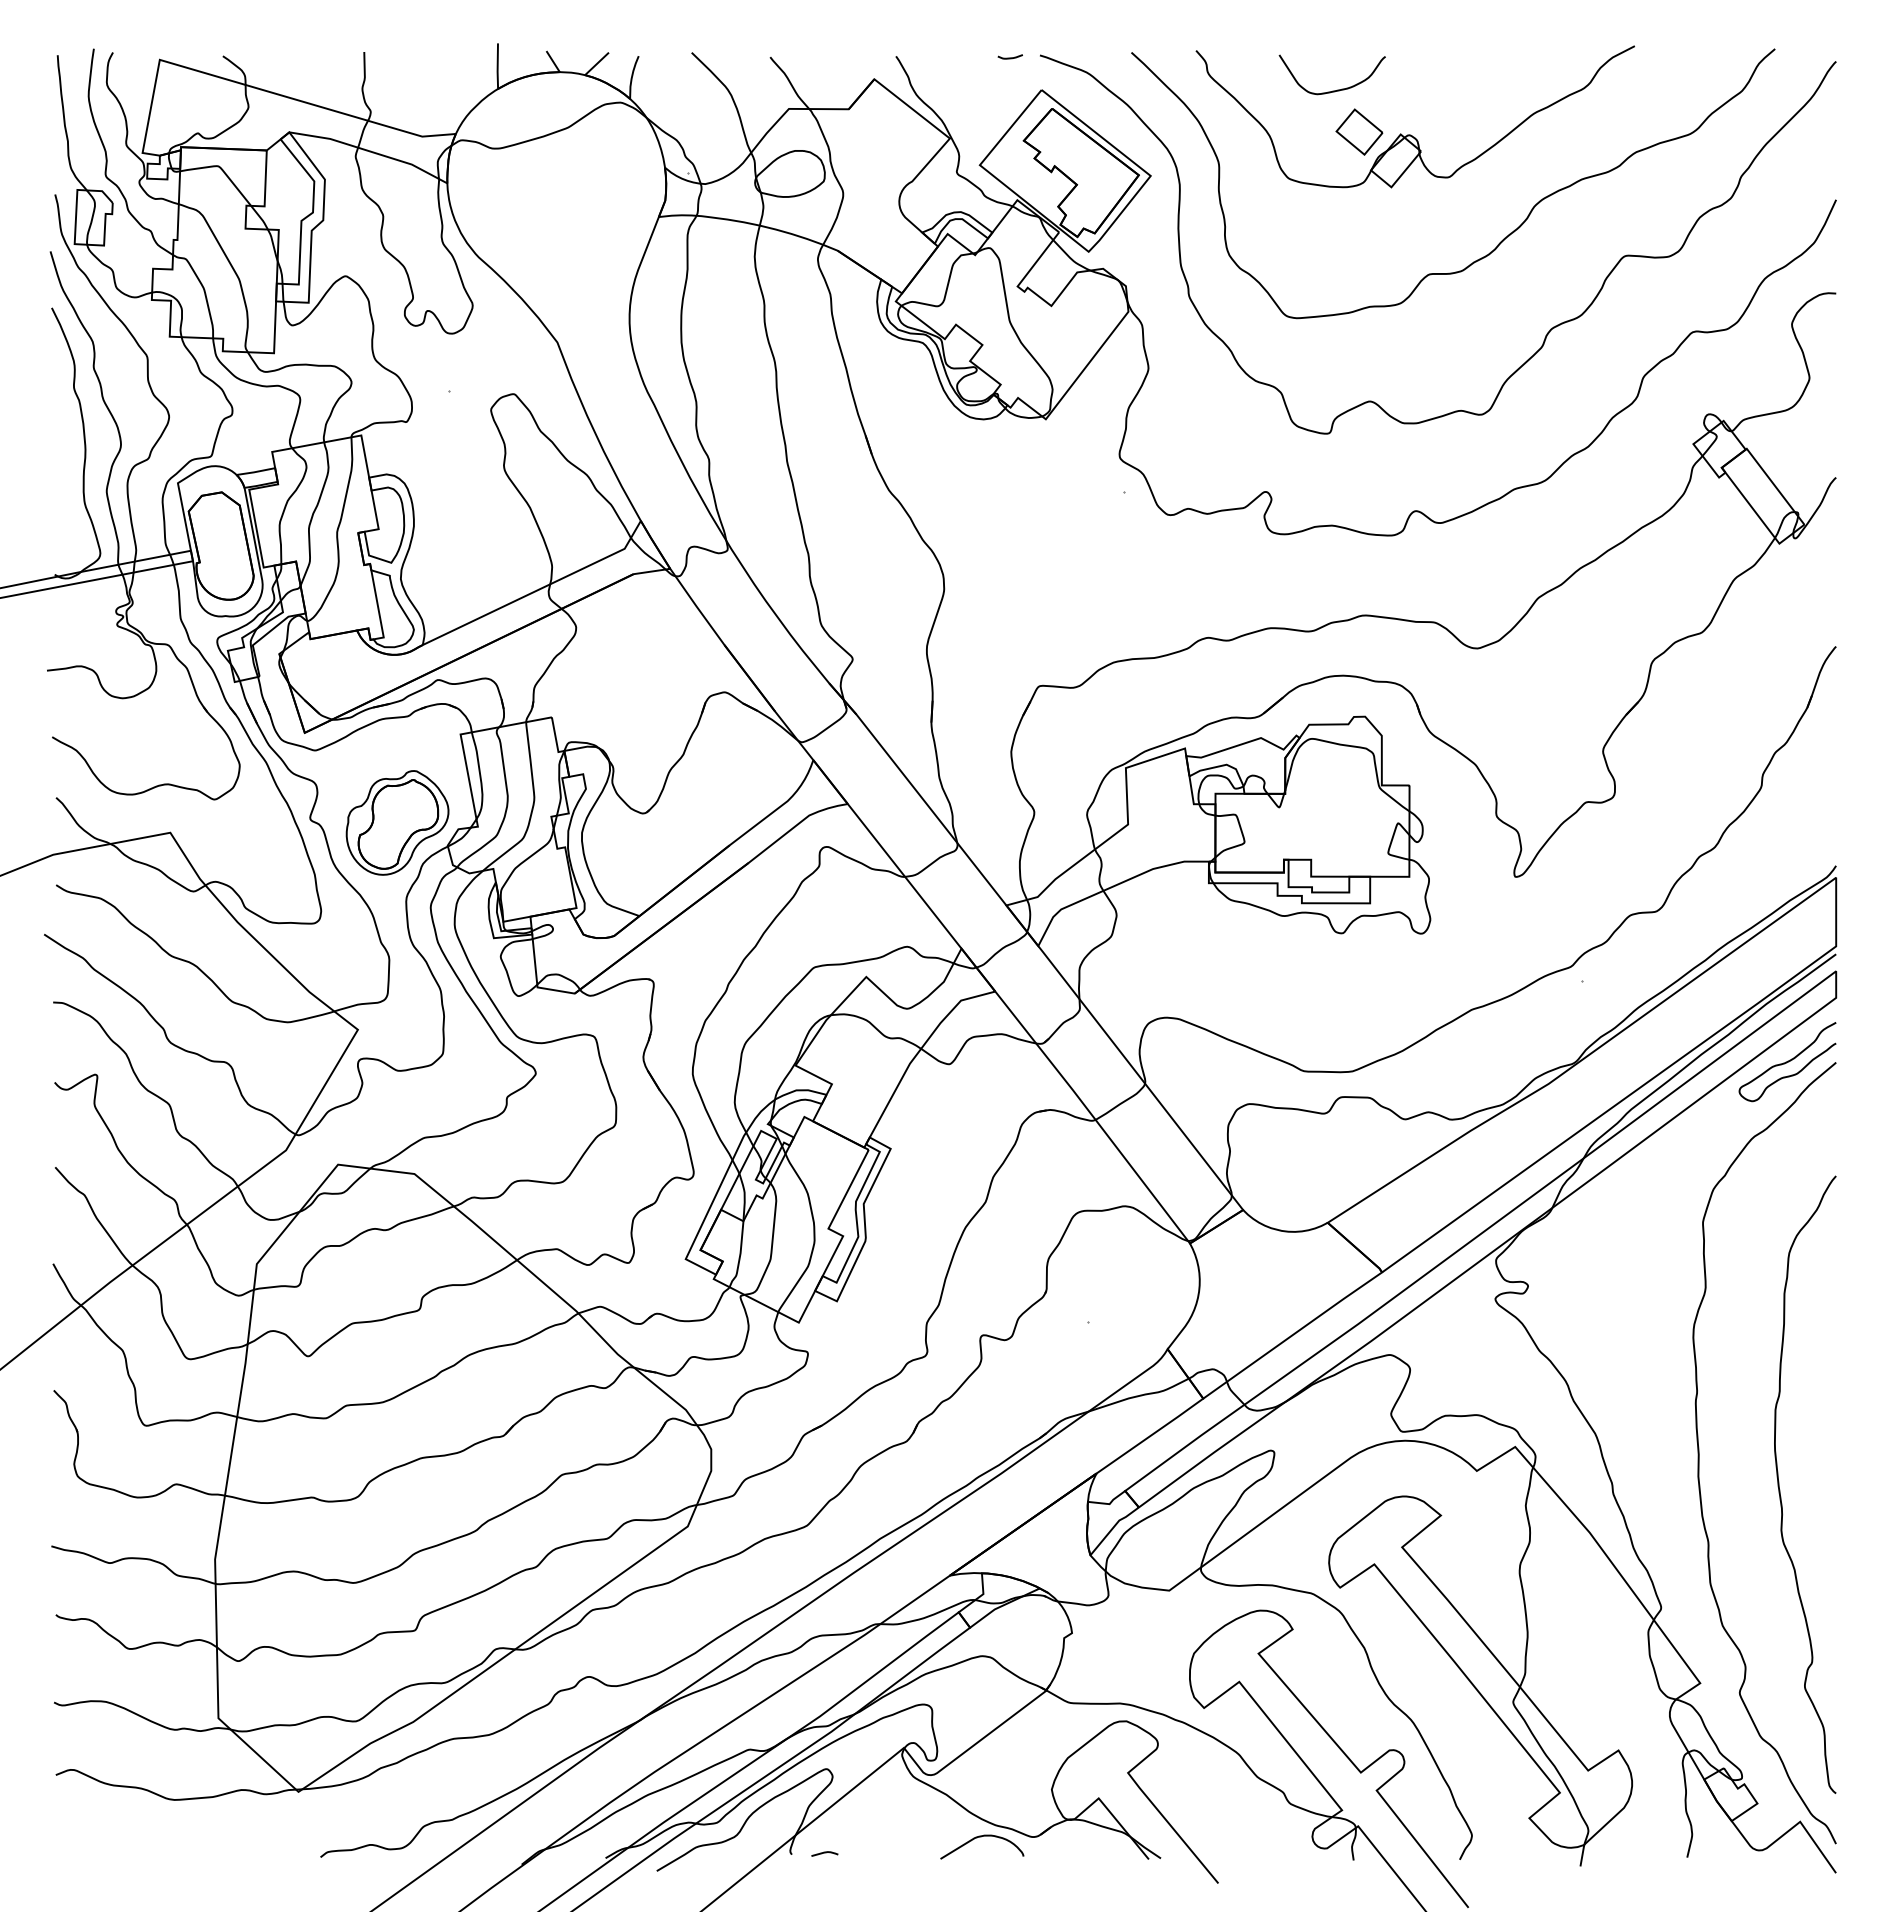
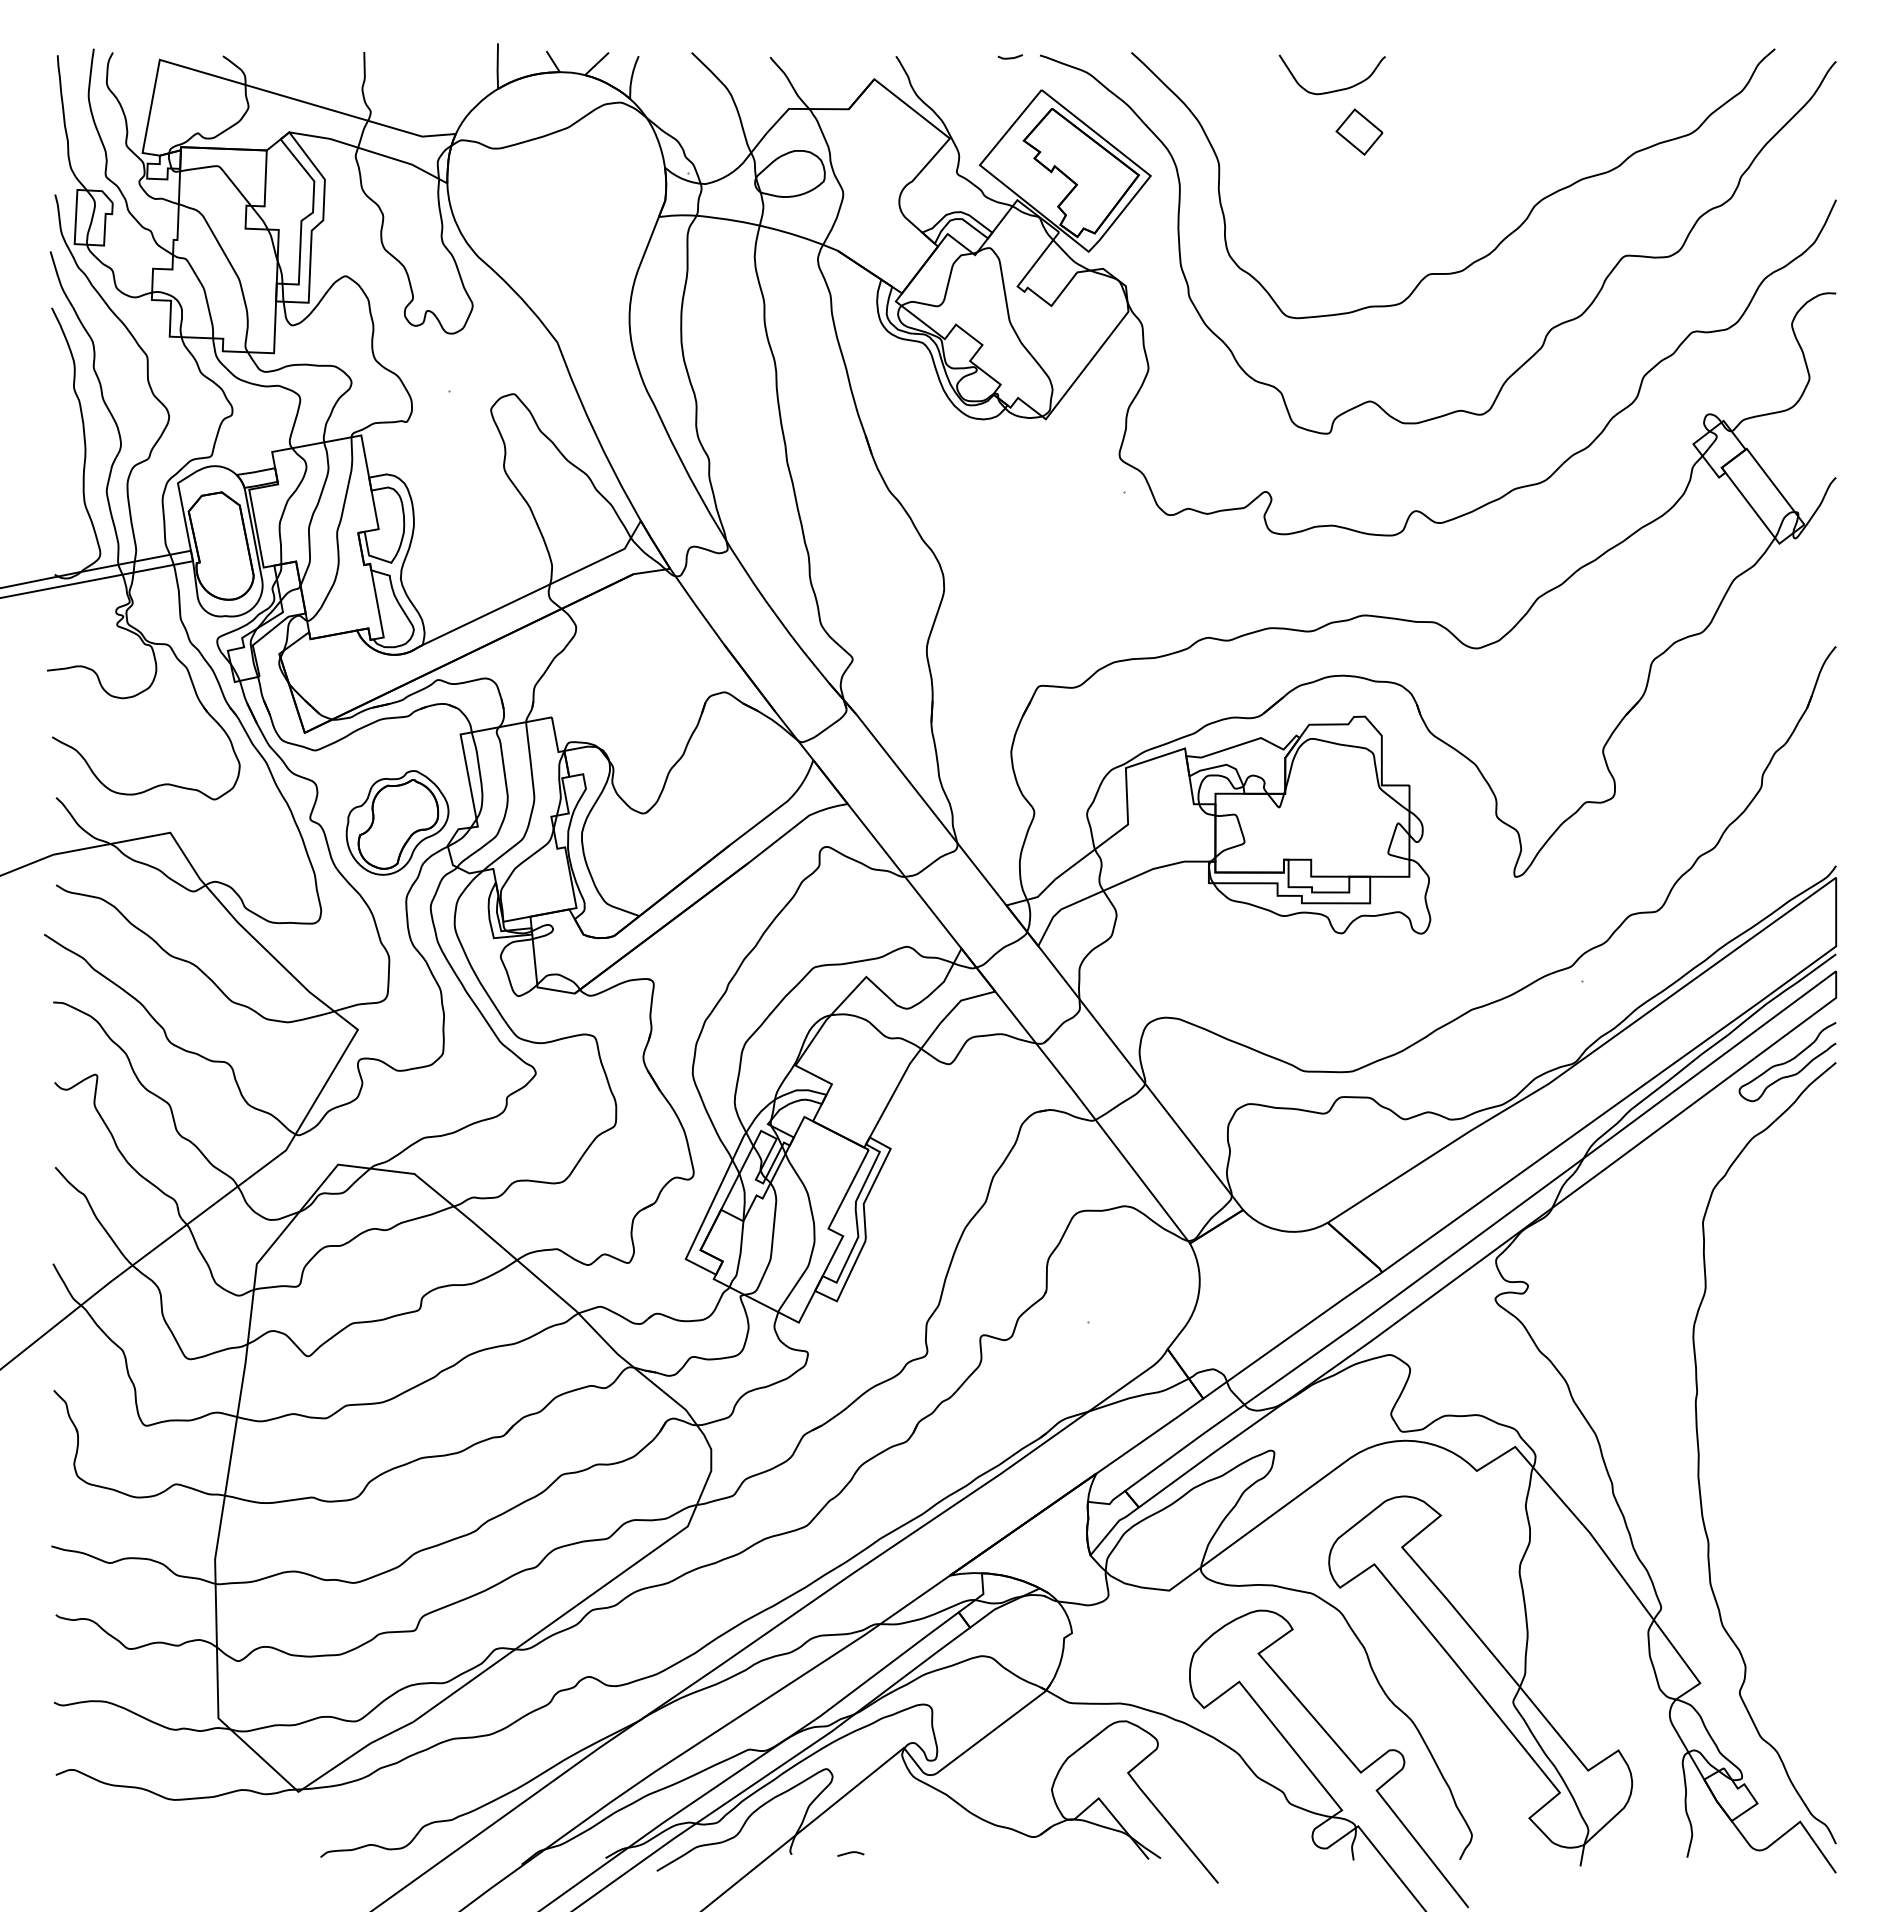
part: present -> none (1410, 134)
curve: present -> none (1780, 1489)
curve: present -> none (981, 1837)
curve position: (824, 1853) -> (850, 1853) (850, 1853)
